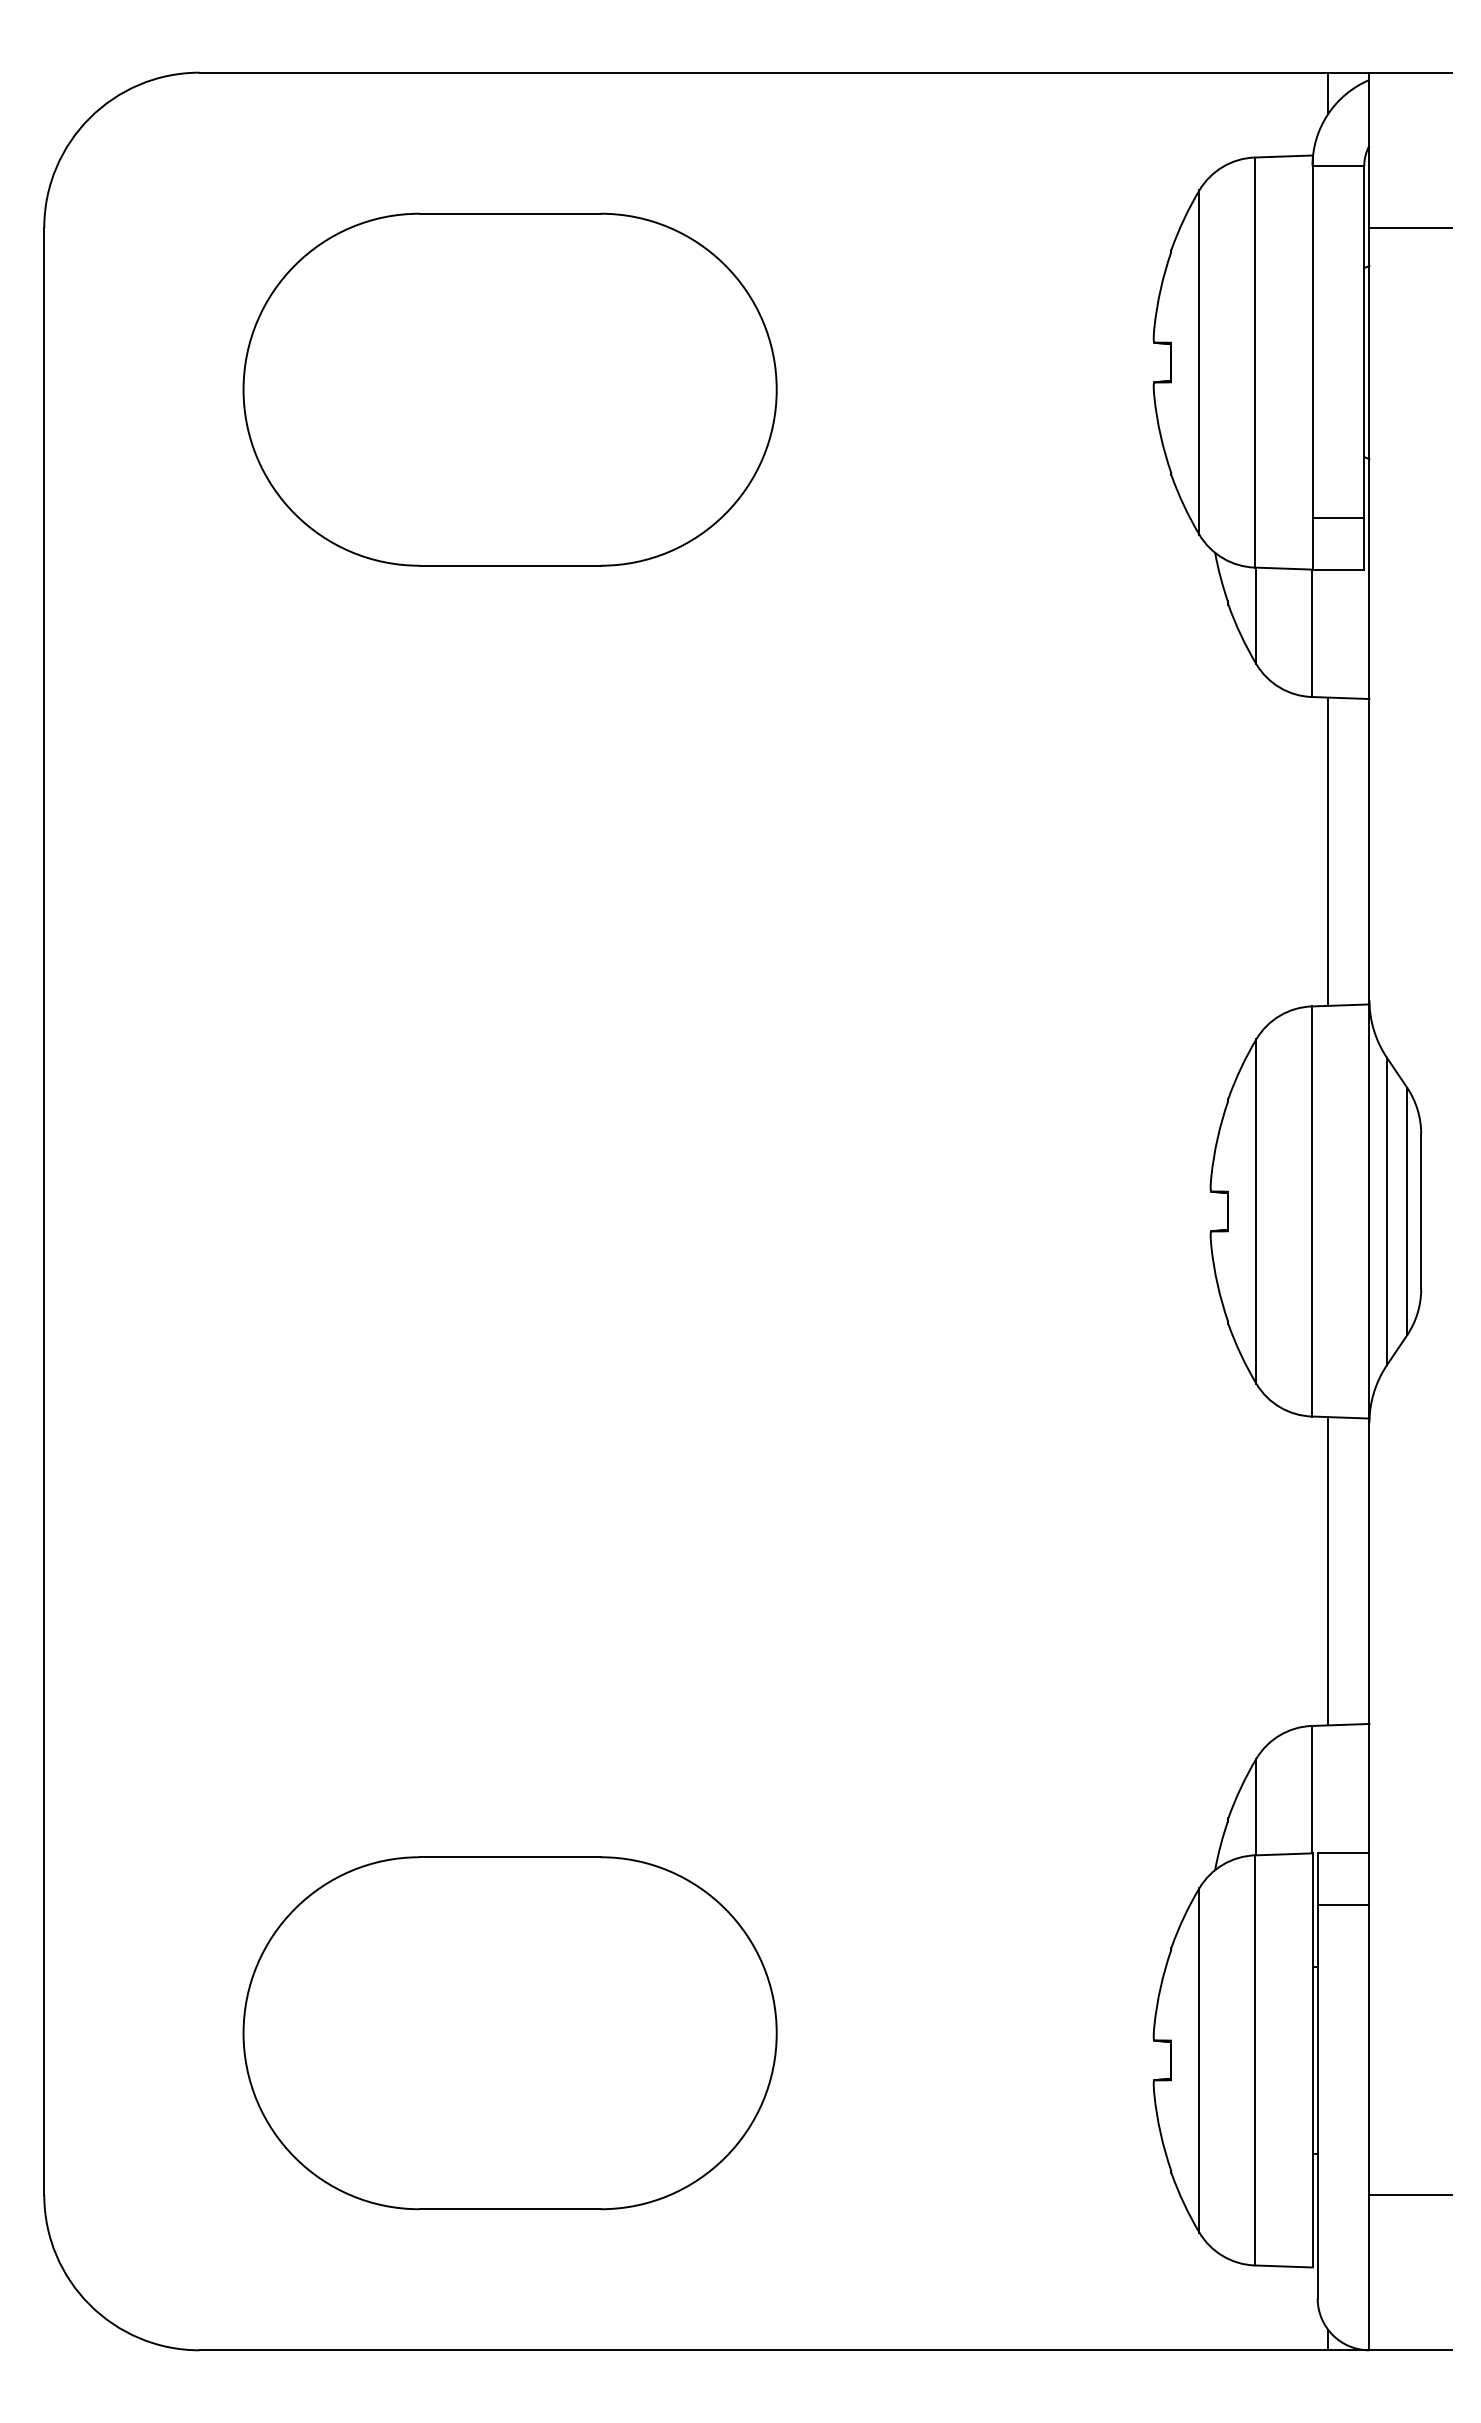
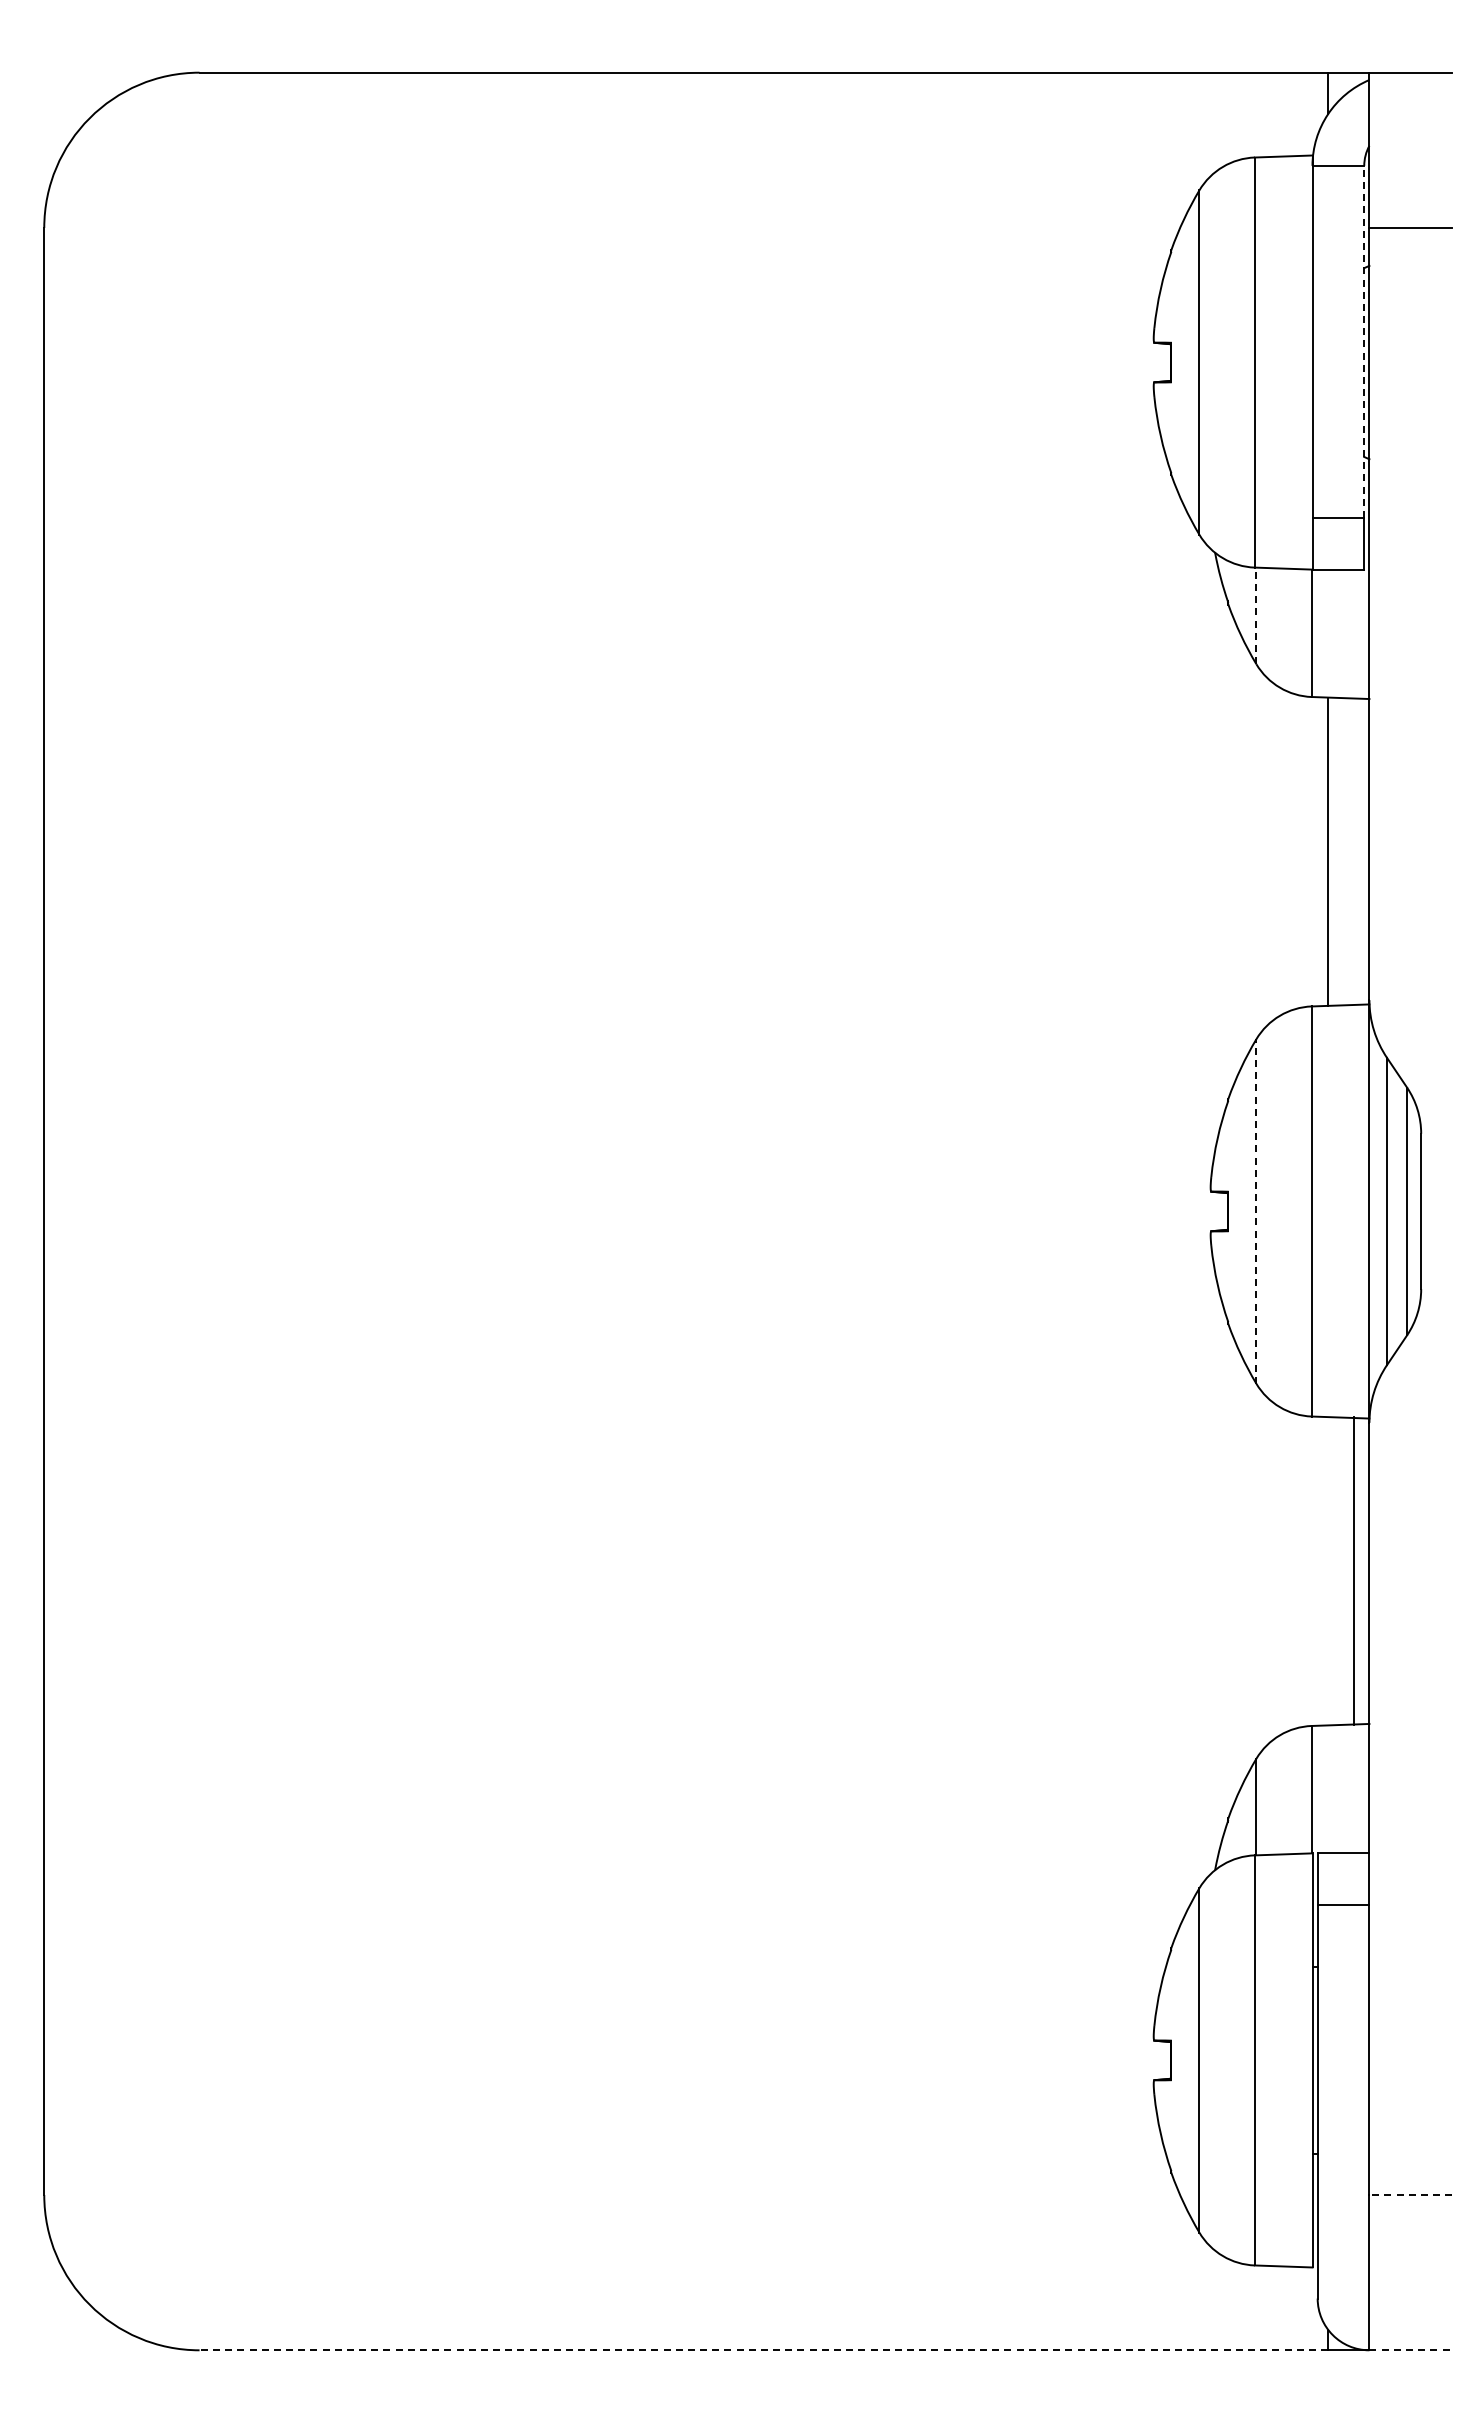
line: solid -> dashed (1364, 341)
part: present -> none (509, 389)
line: solid -> dashed (1256, 615)
line: solid -> dashed (1256, 1211)
line position: (1328, 1571) -> (1354, 1571) (1354, 1571)
part: present -> none (509, 2033)
line: solid -> dashed (1410, 2195)
line: solid -> dashed (763, 2350)
line: solid -> dashed (1411, 2350)
